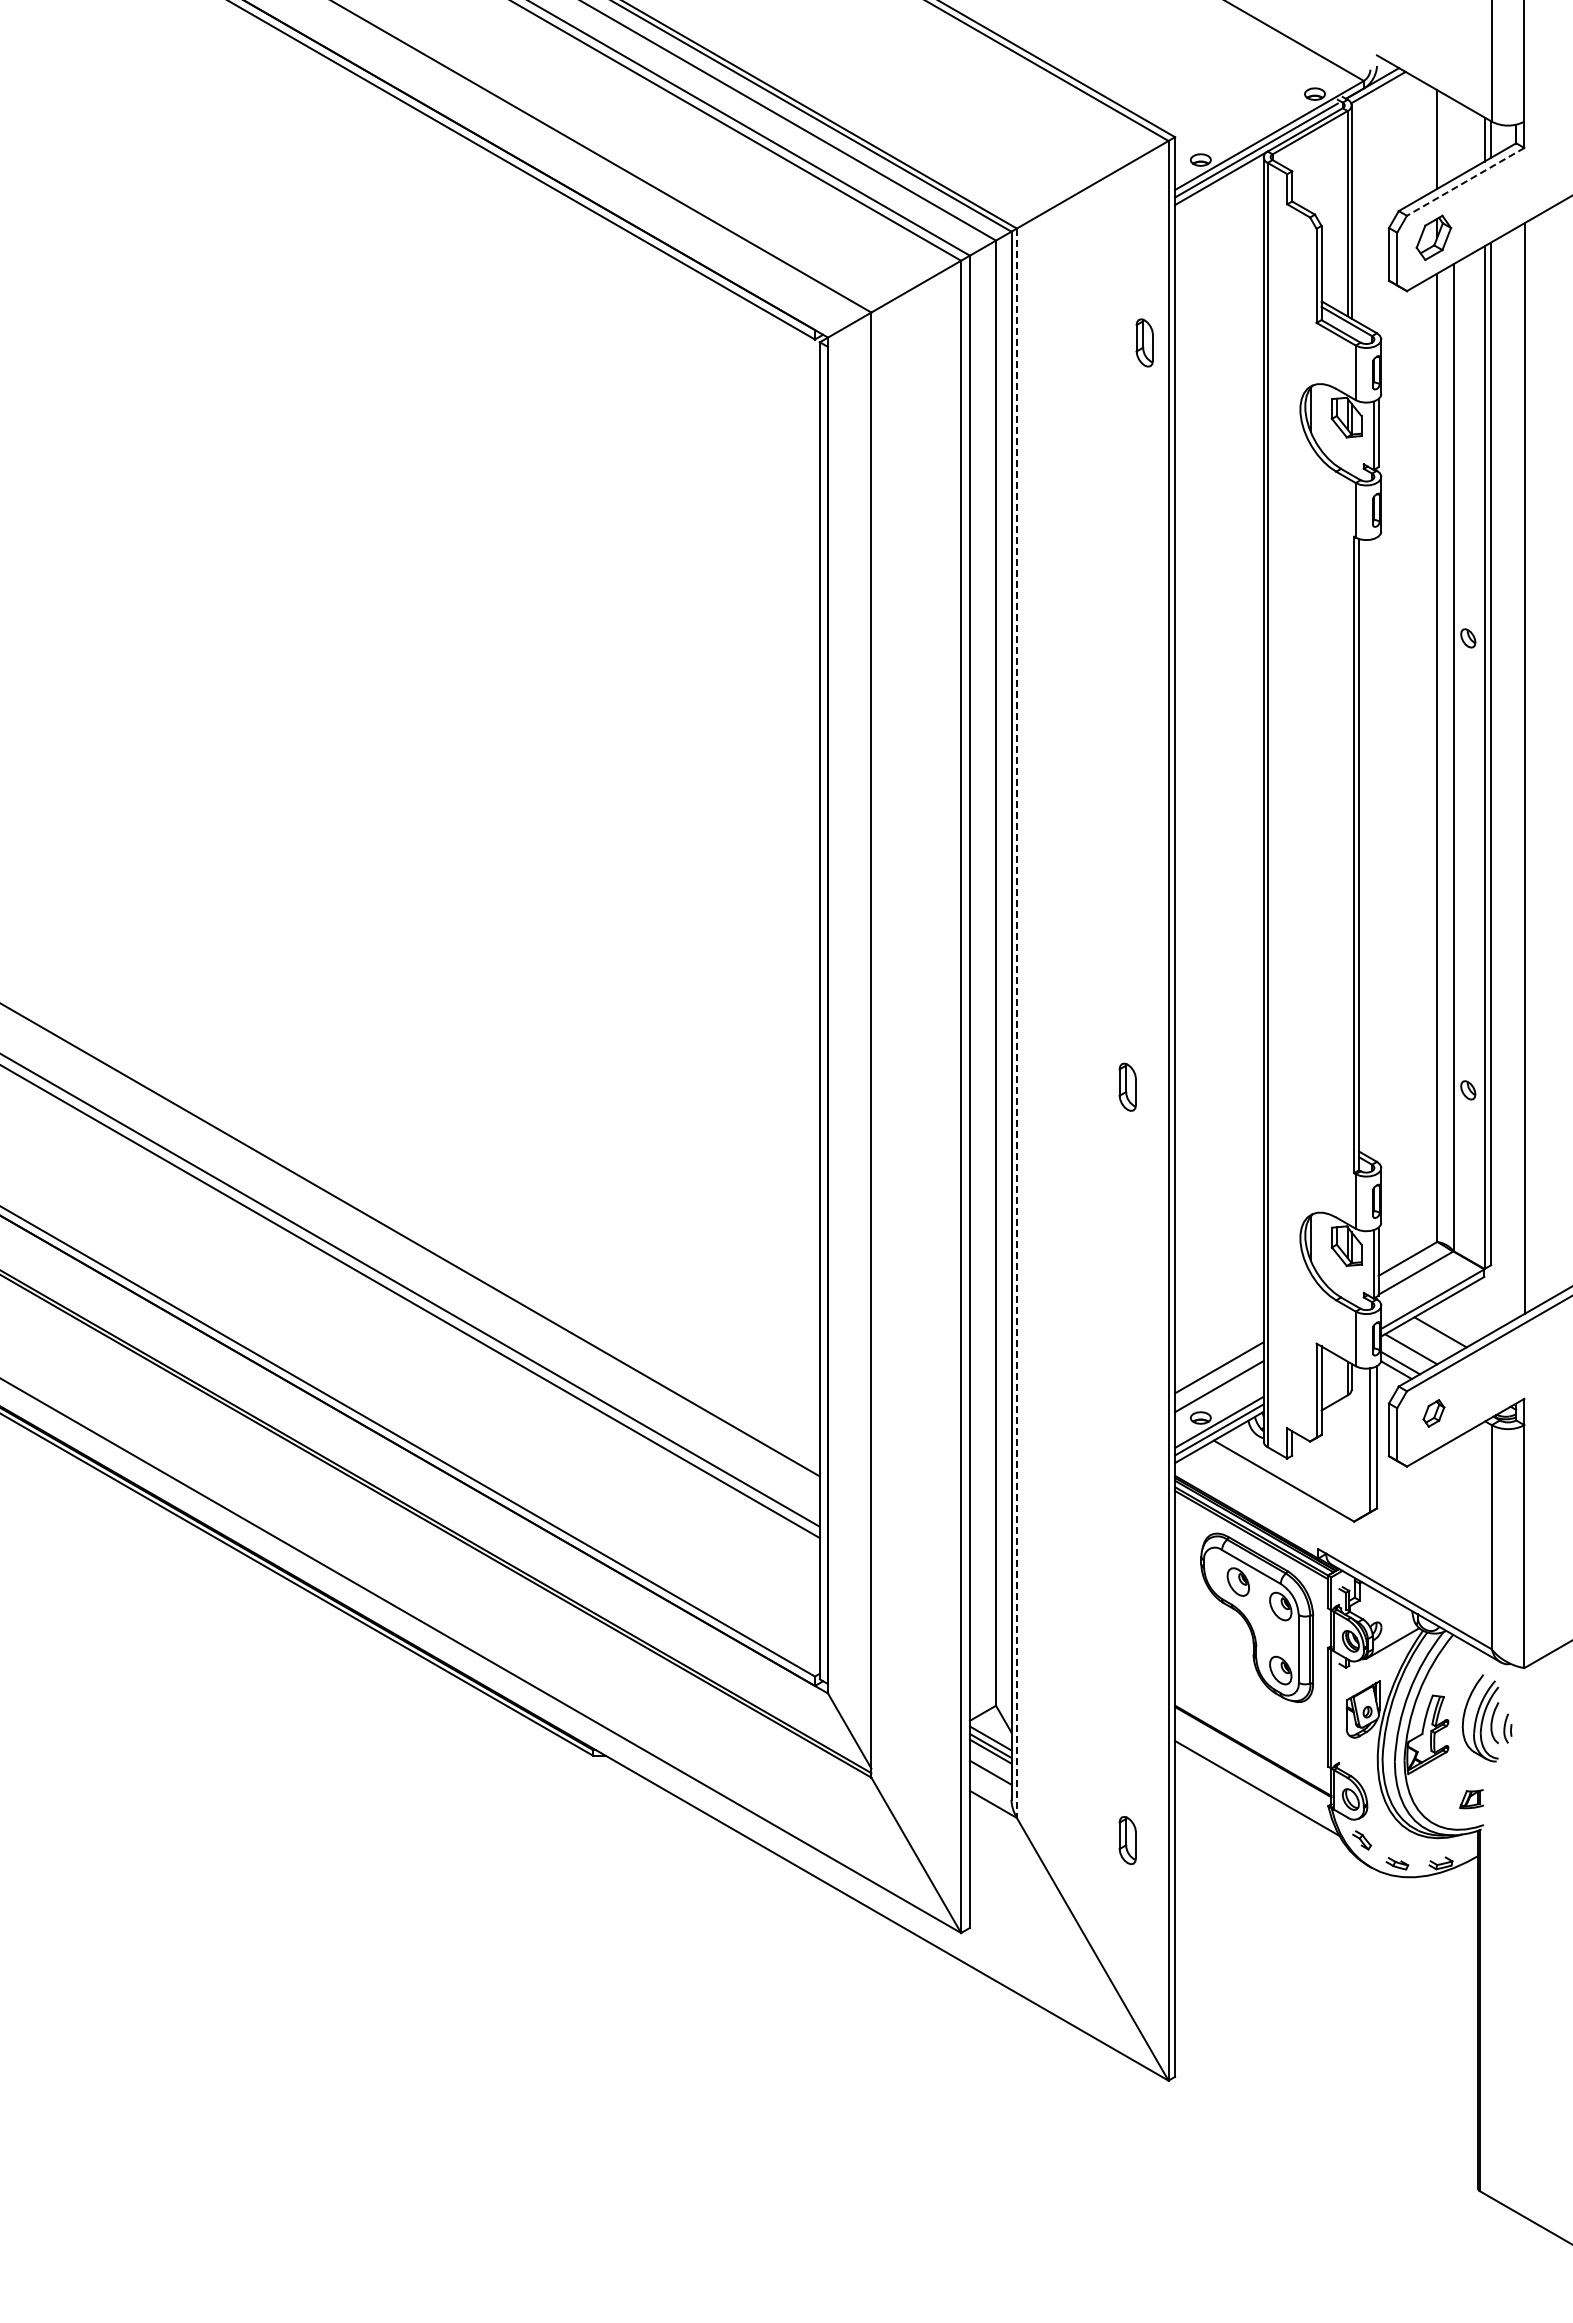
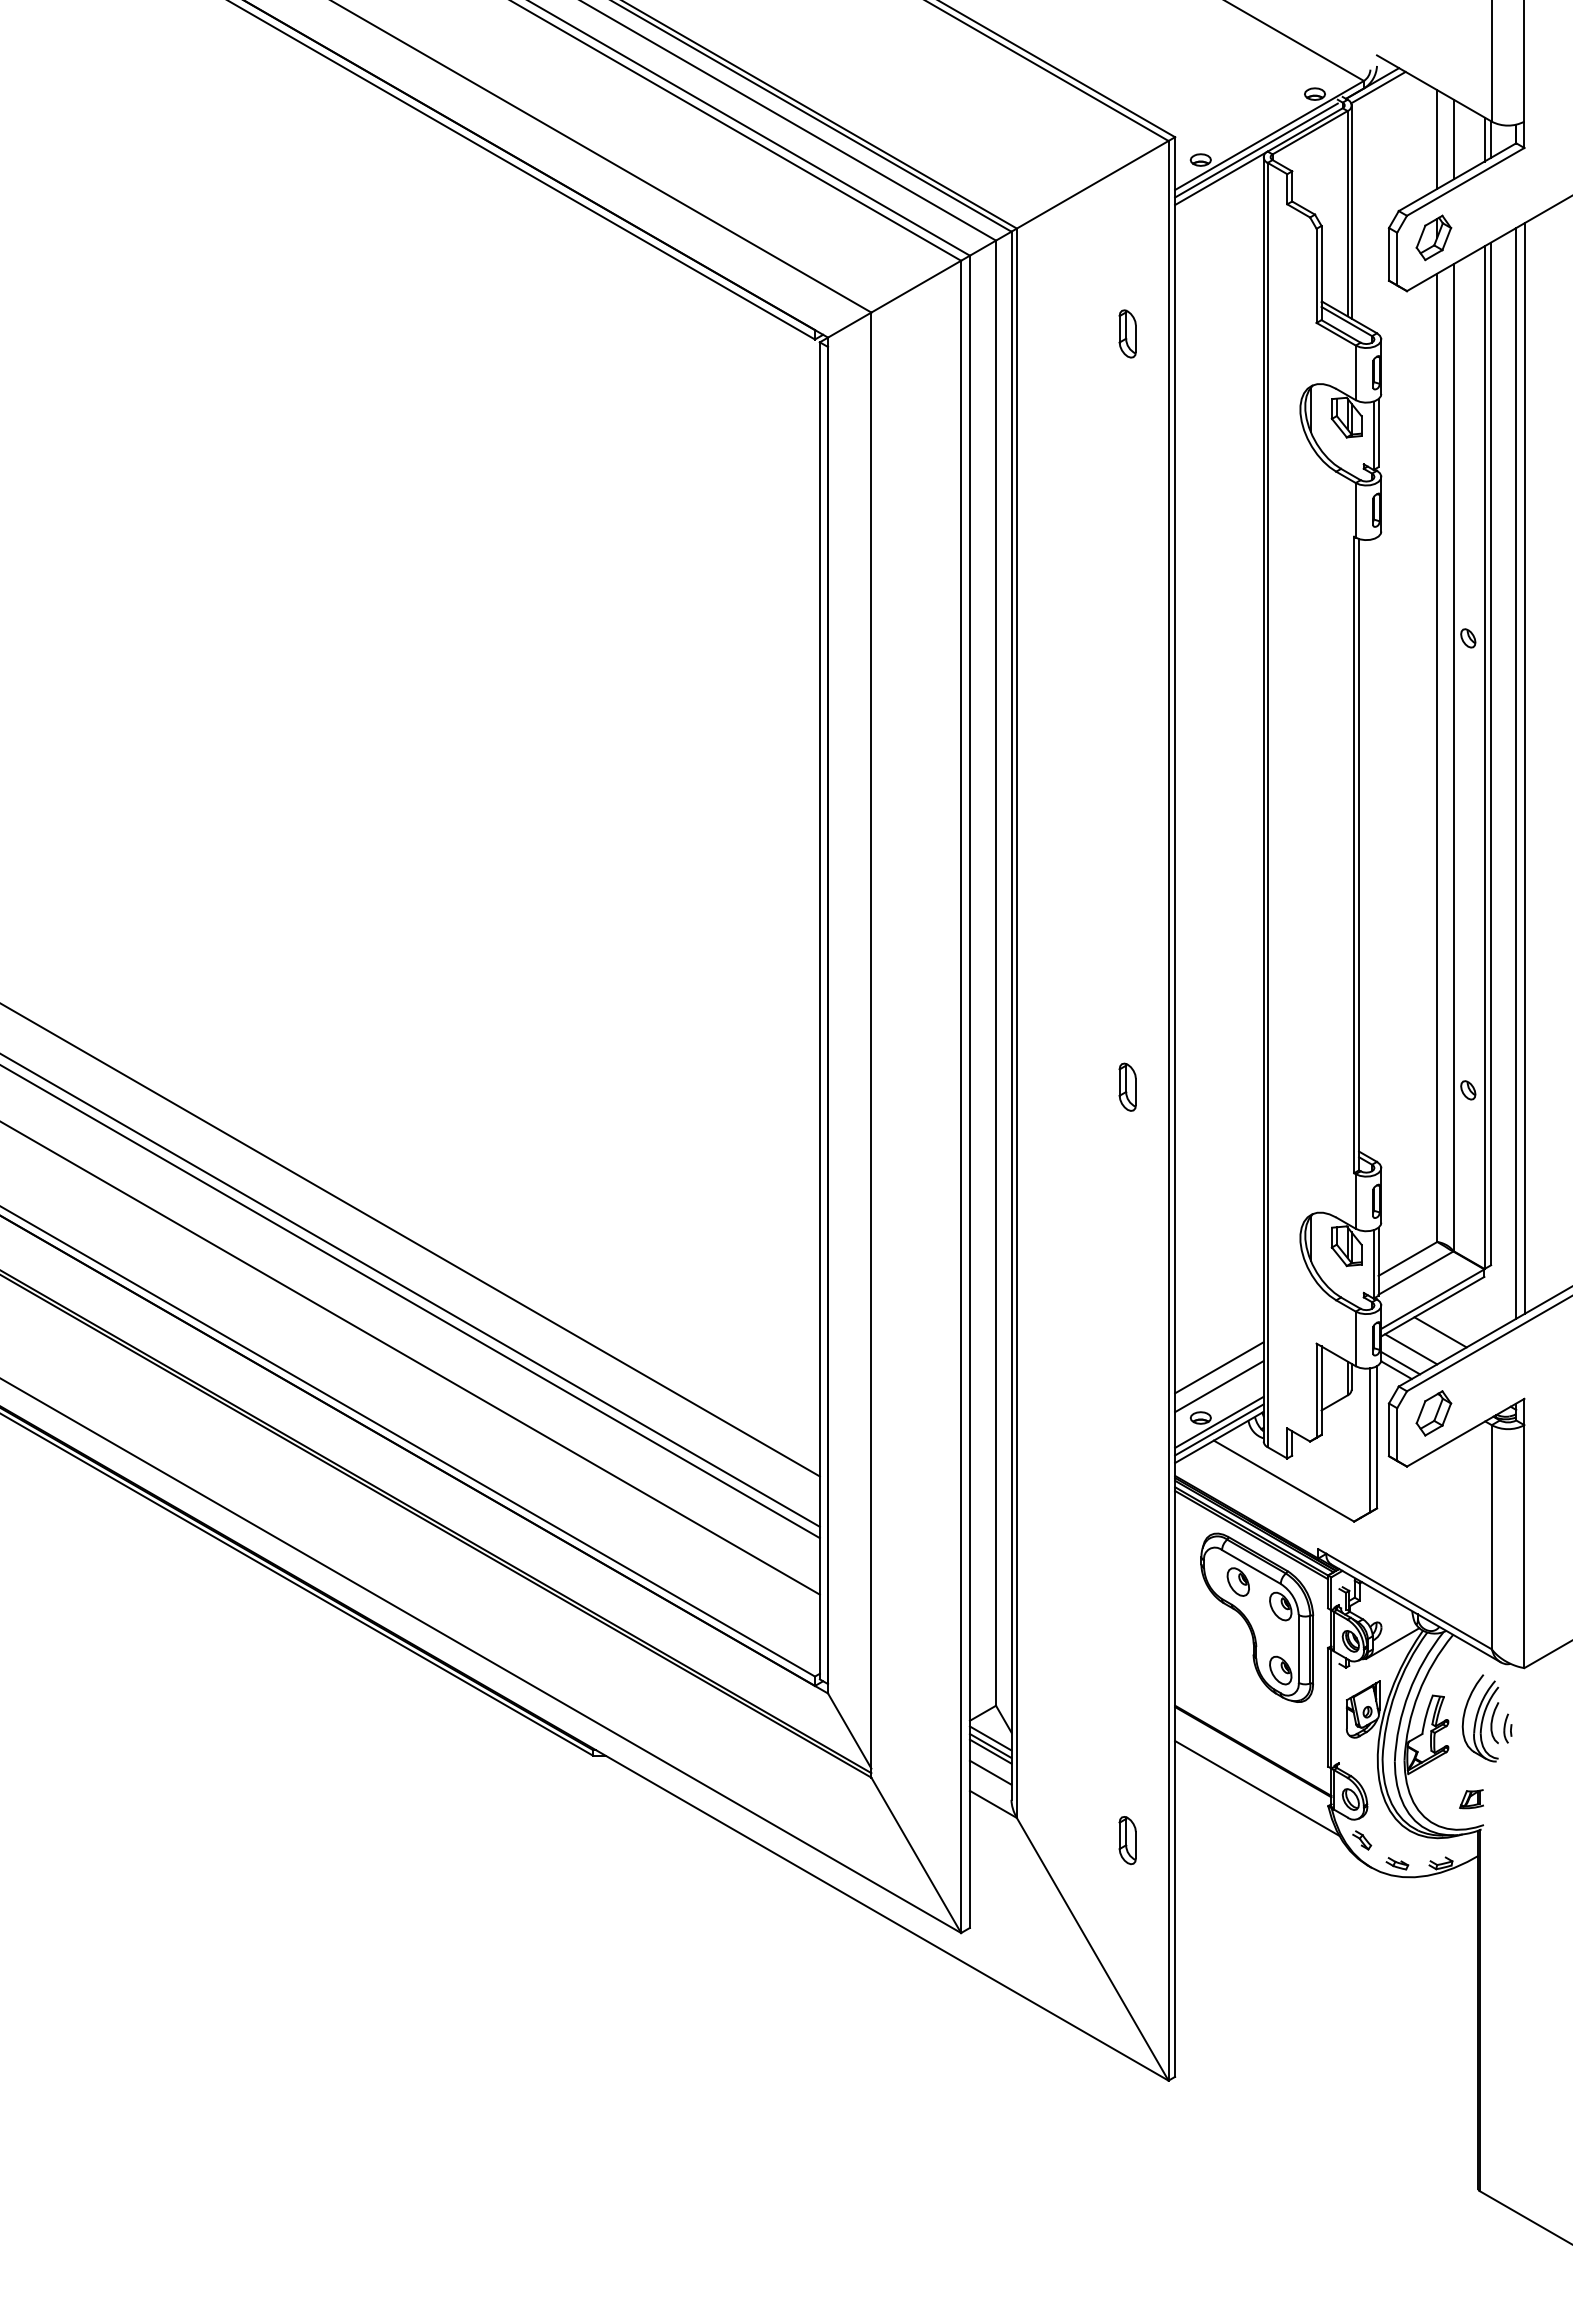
line: none -> present (1453, 139)
line: dashed -> solid (1465, 181)
part position: (1144, 342) -> (1127, 333) (1127, 333)
line: none -> present (1515, 773)
line: dashed -> solid (1016, 1023)
line: none -> present (410, 1358)
part size: 24x29 px -> 38x47 px (1433, 1413)
